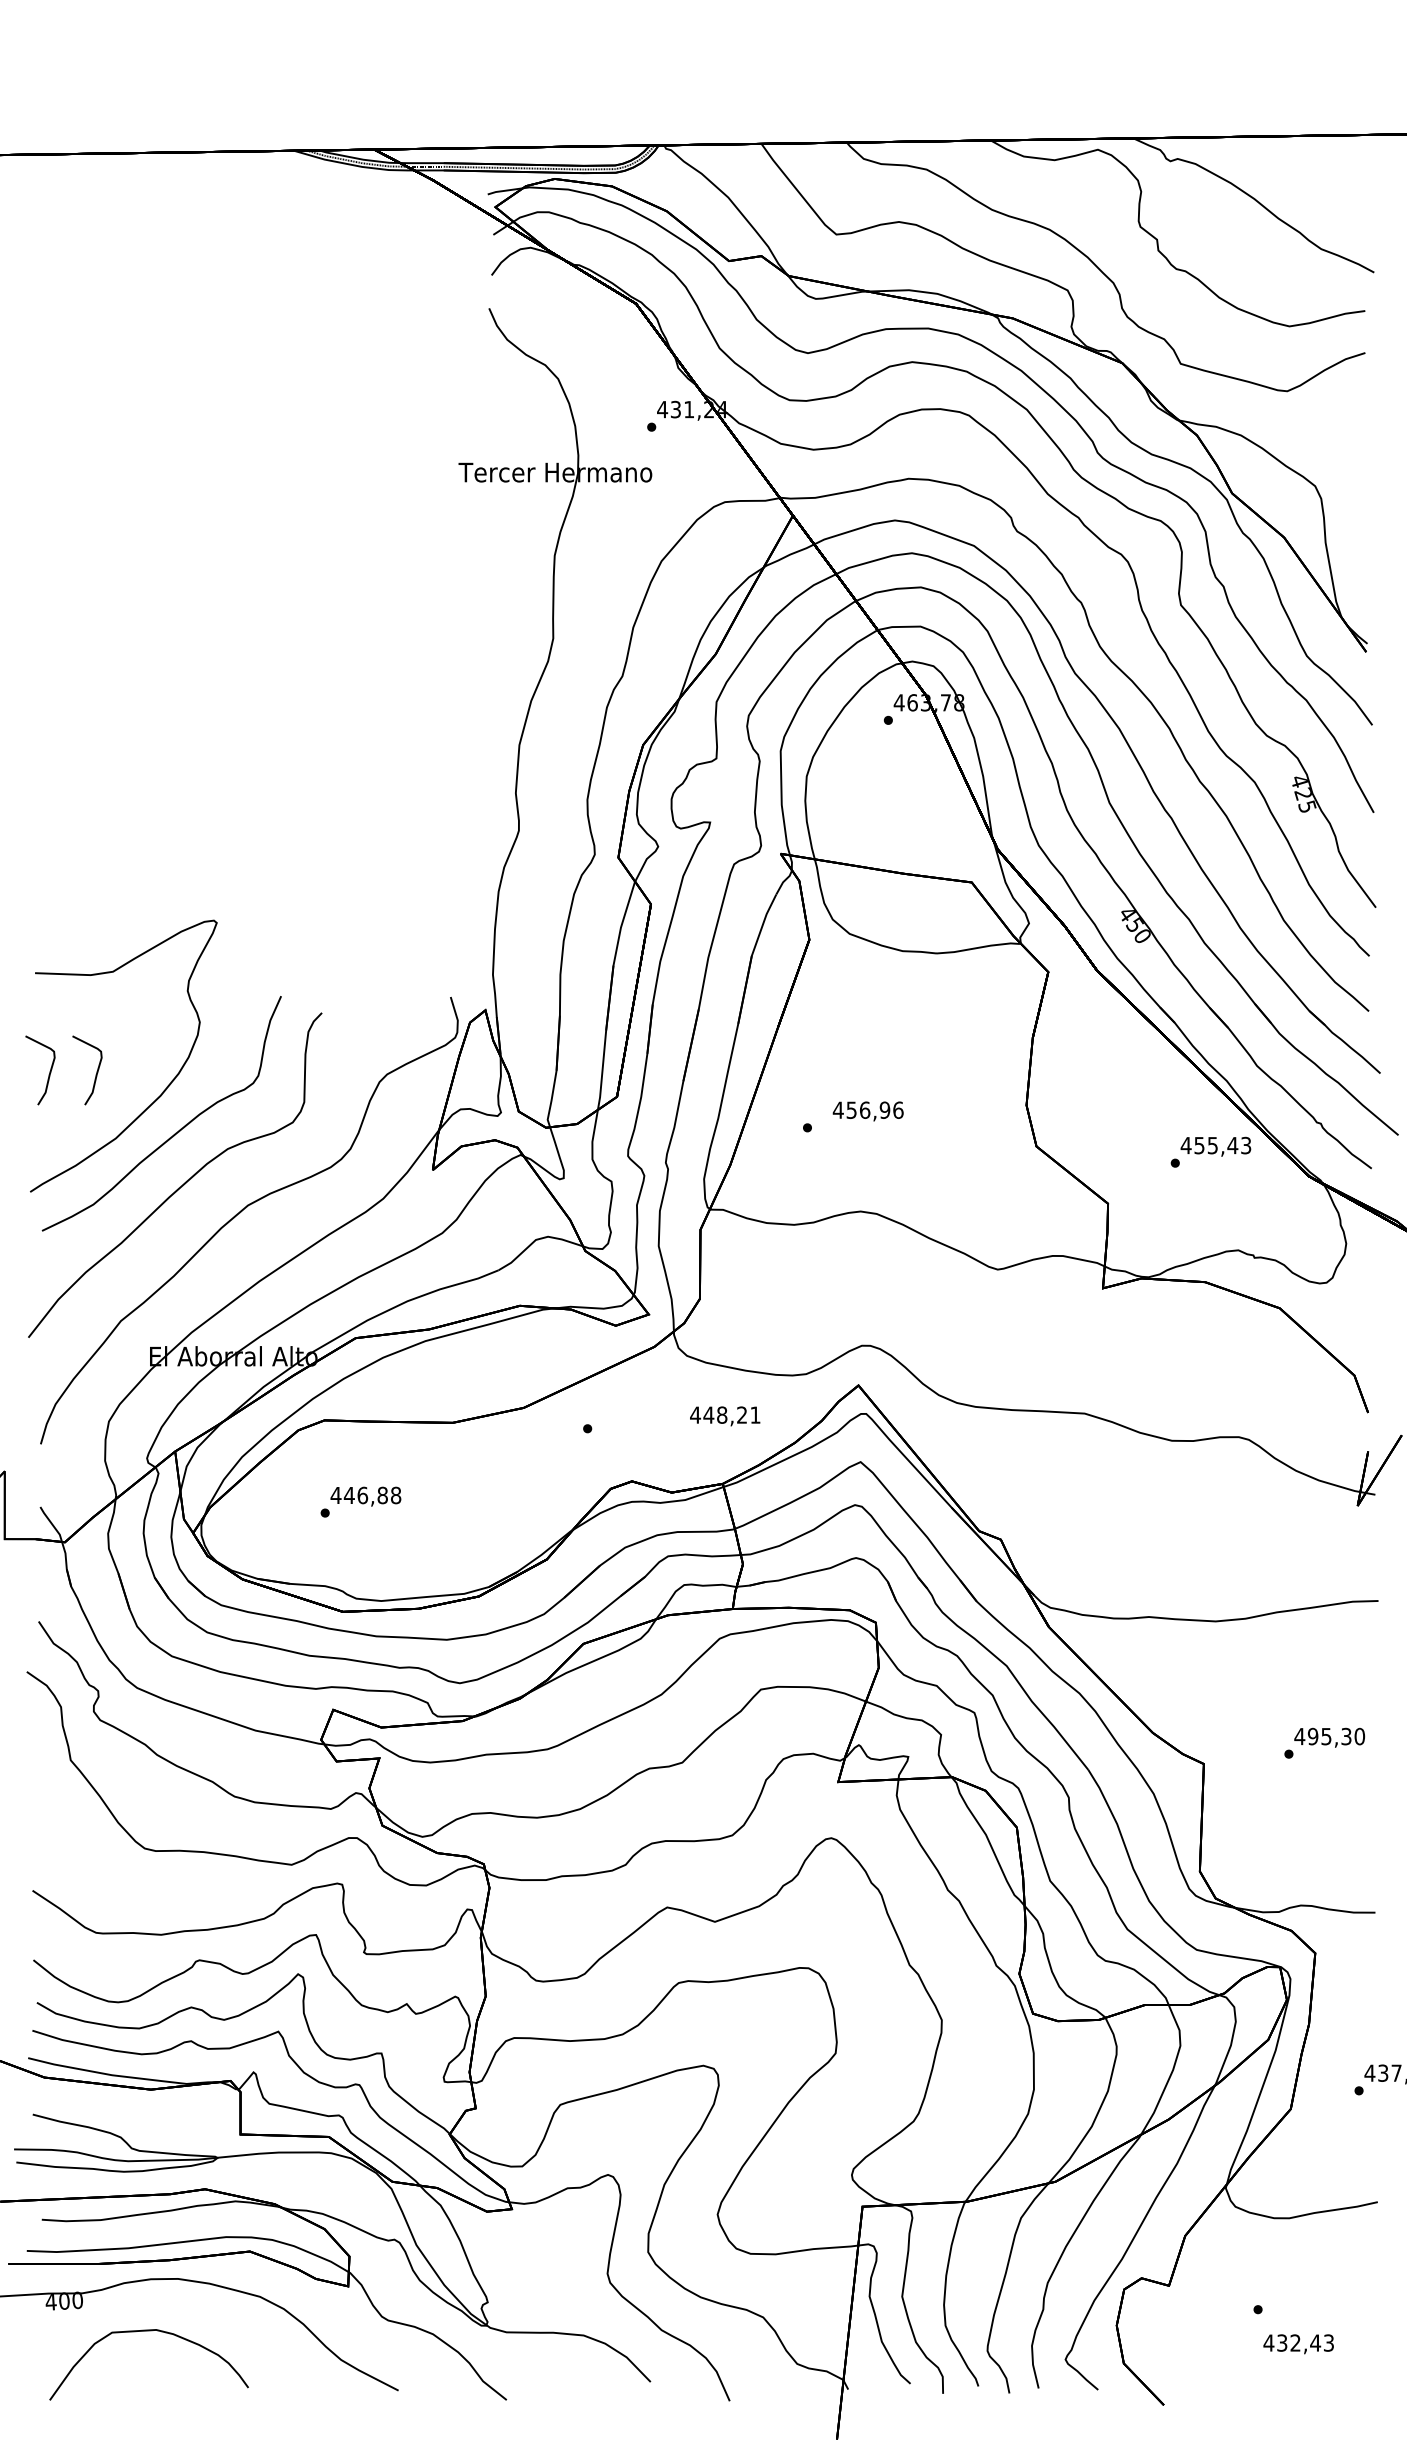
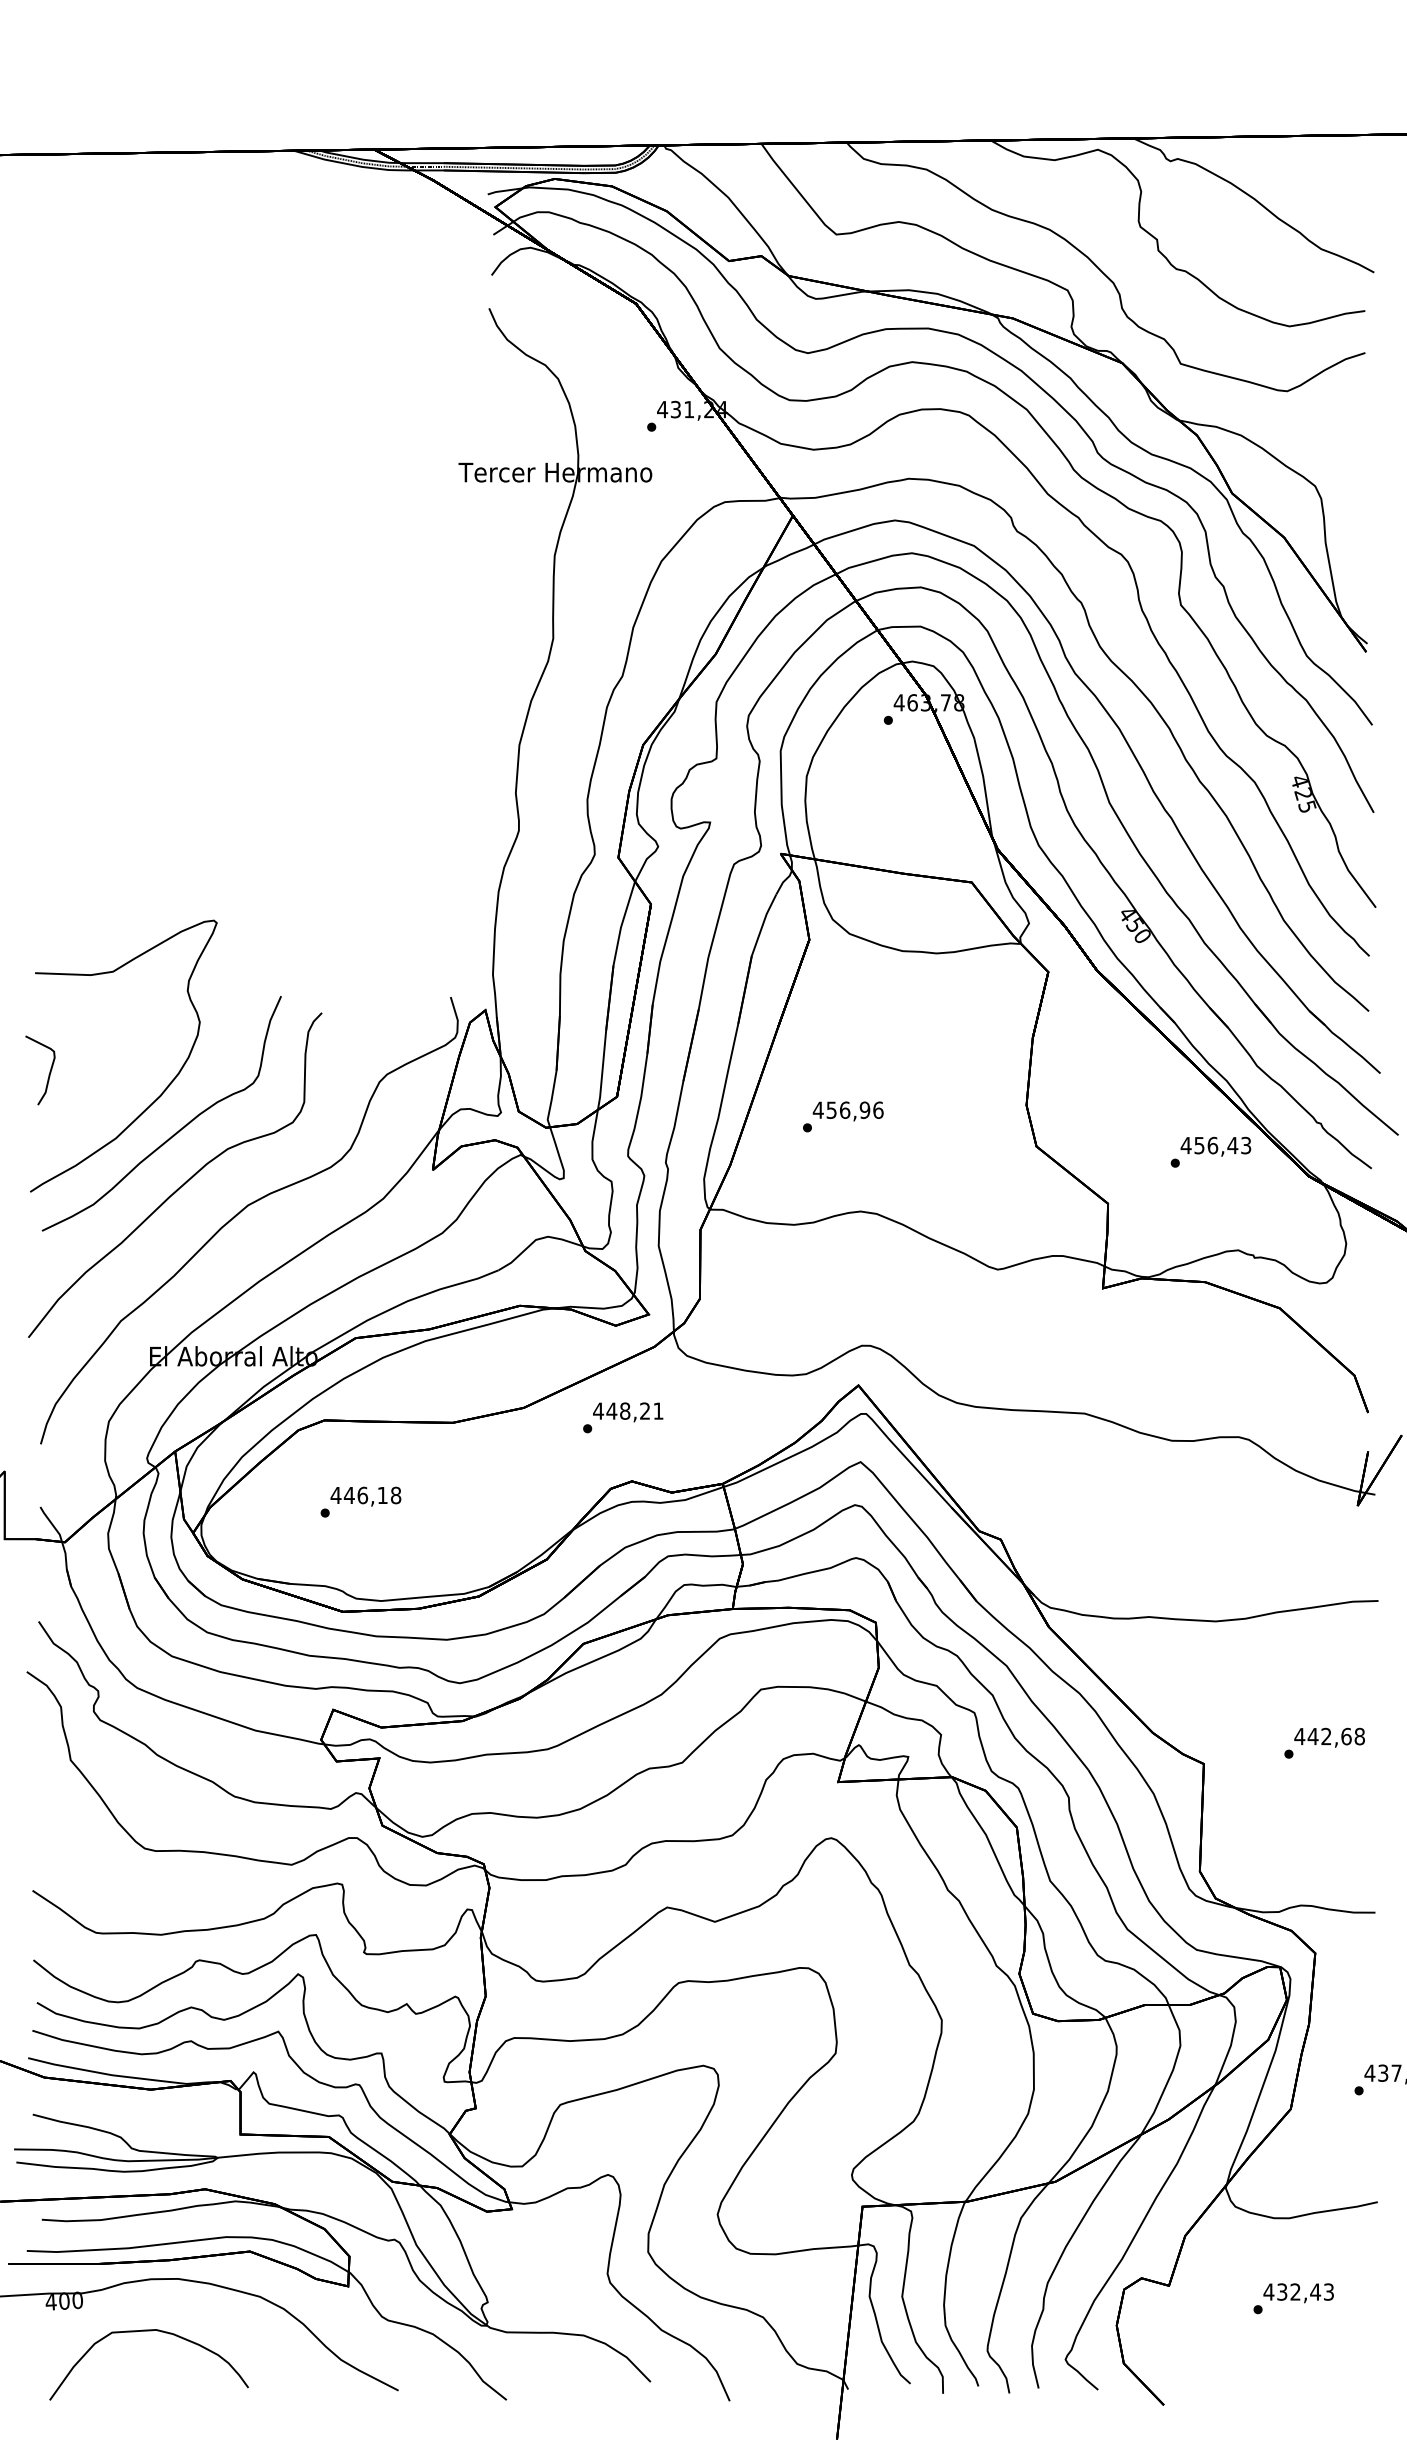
part: present -> none (95, 1074)
text position: (867, 1111) -> (847, 1111) (847, 1111)
text: 455,43 -> 456,43 (1212, 1145)
text position: (725, 1416) -> (628, 1412) (628, 1412)
text: 446,88 -> 446,18 (382, 1495)
text: 495,30 -> 442,68 (1336, 1736)
text position: (1298, 2344) -> (1298, 2293) (1298, 2293)
